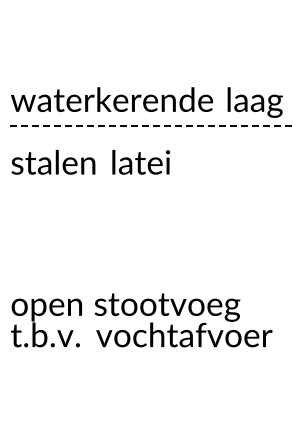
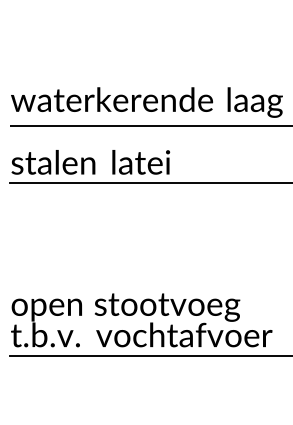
line: dashed -> solid (151, 125)
line: none -> present (149, 183)
line: none -> present (149, 355)
